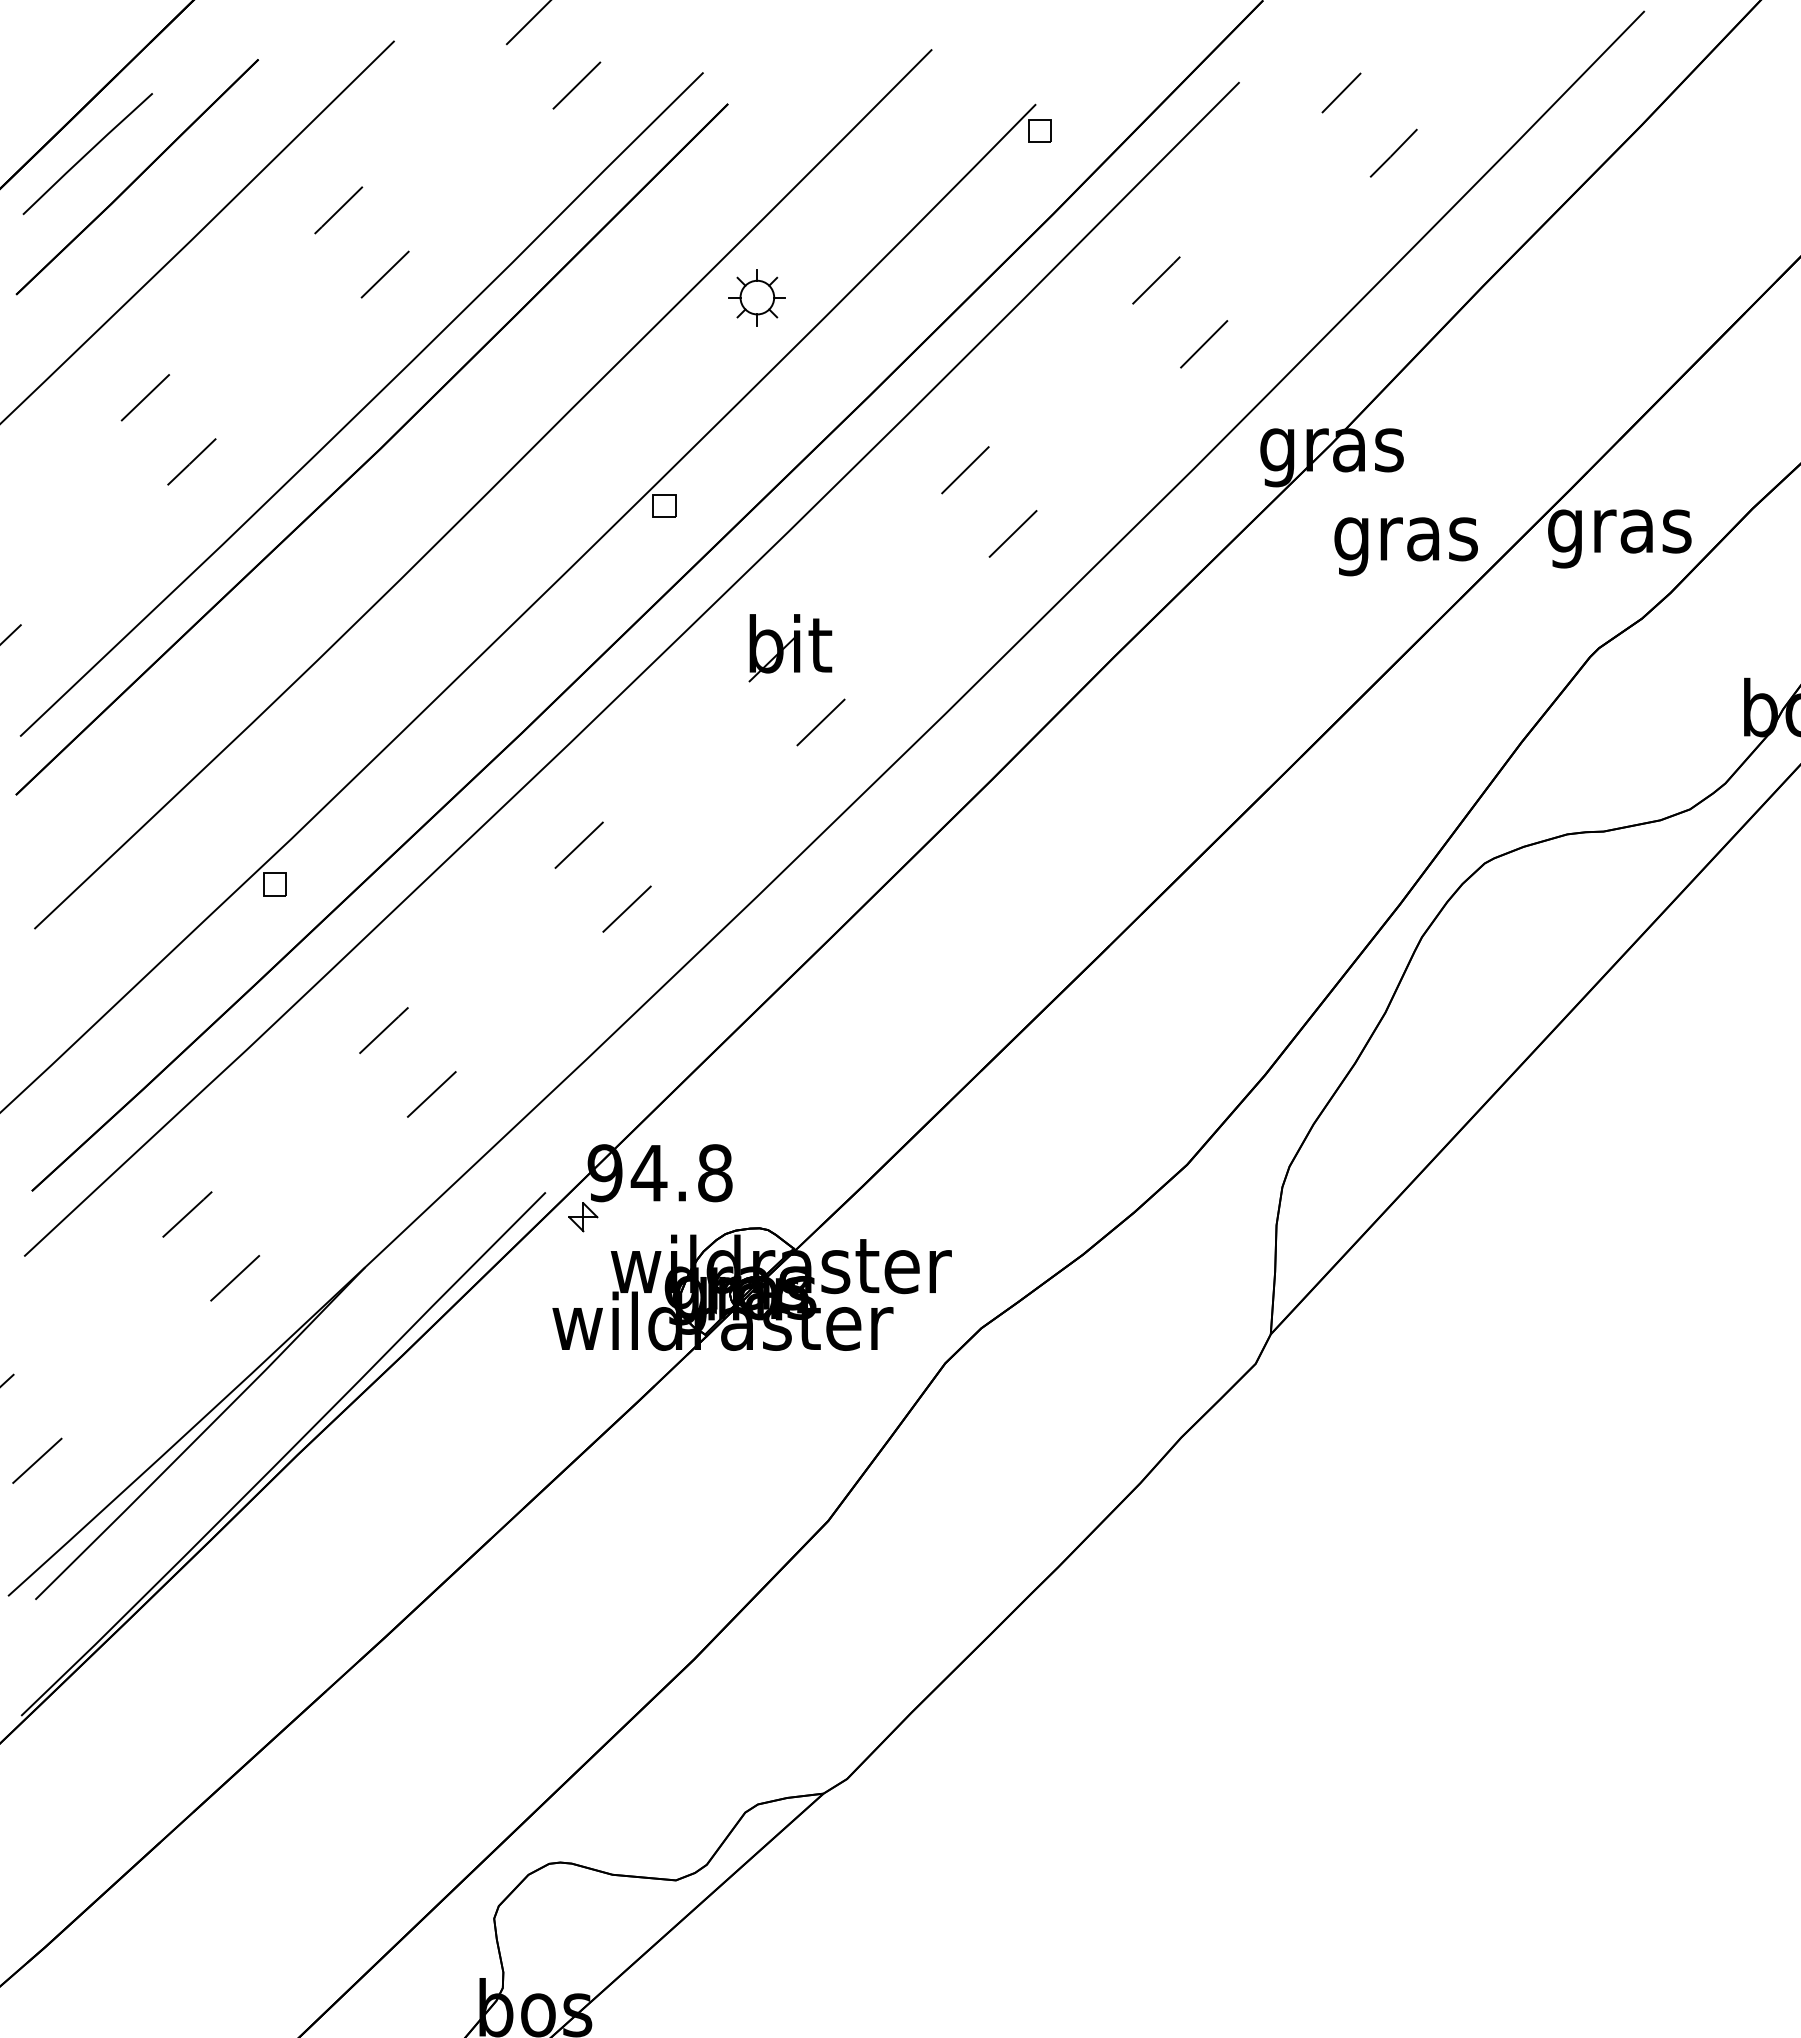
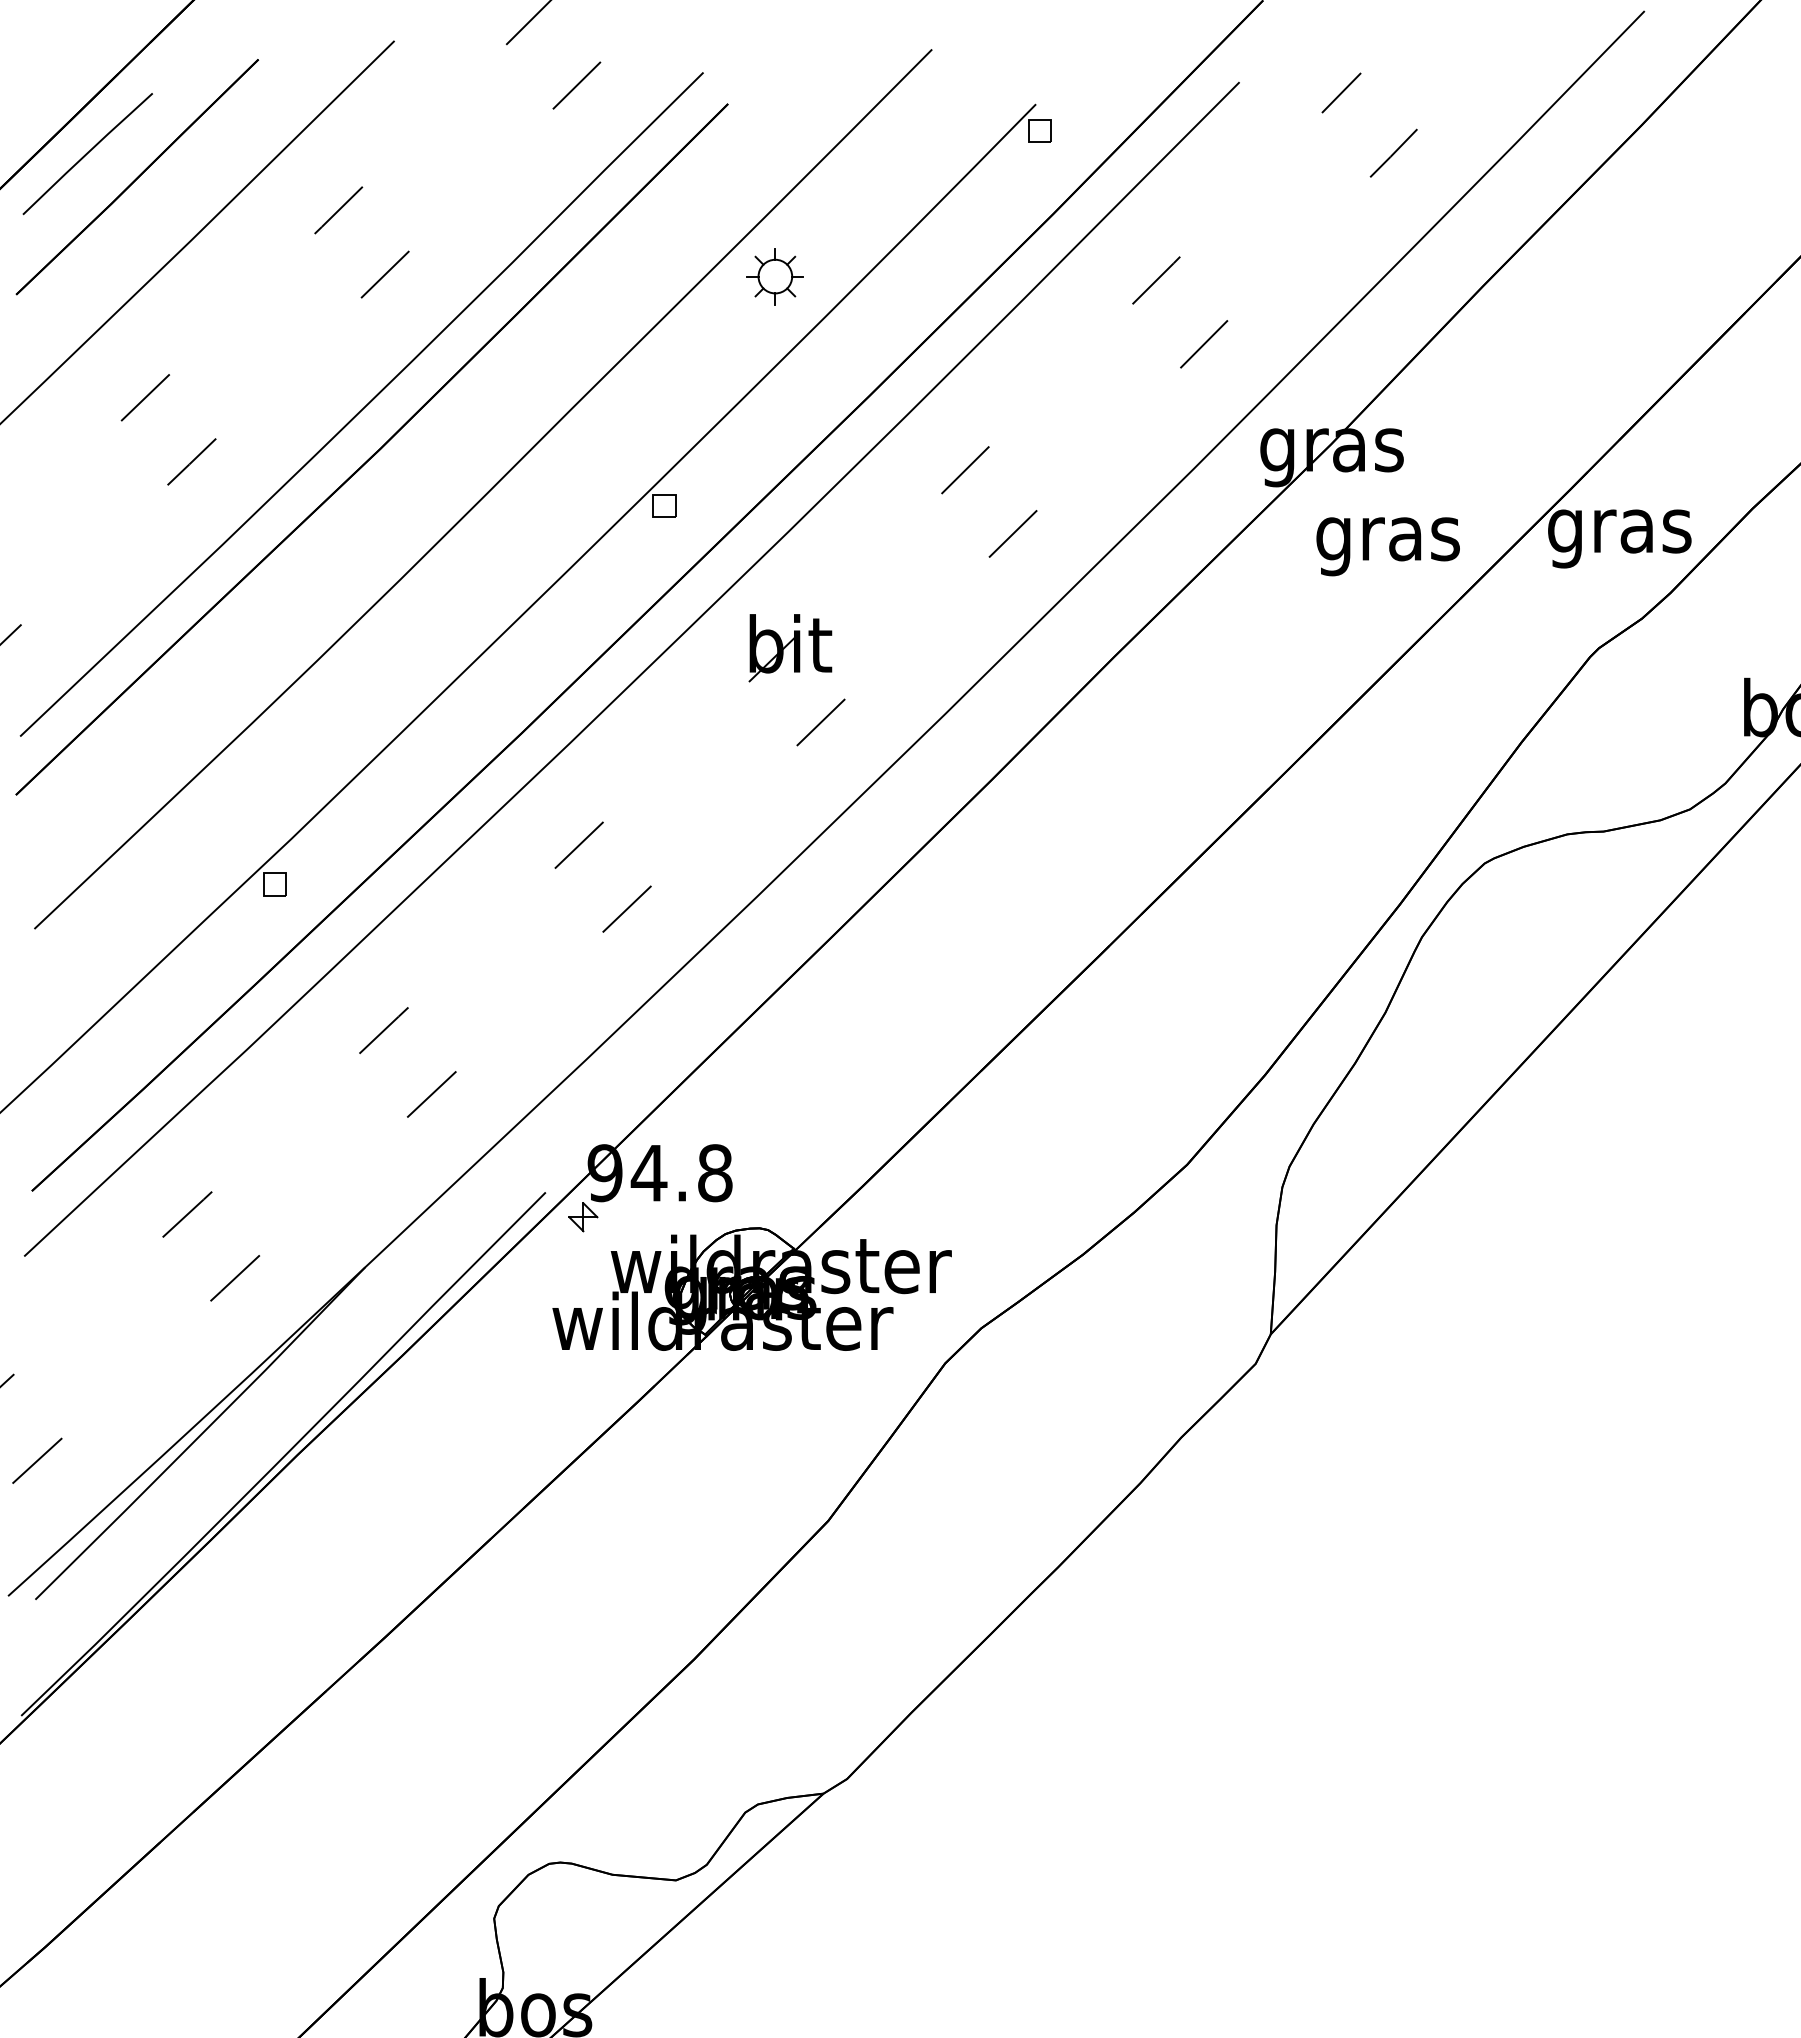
part position: (756, 297) -> (774, 276) (774, 276)
text position: (1405, 546) -> (1387, 546) (1387, 546)
